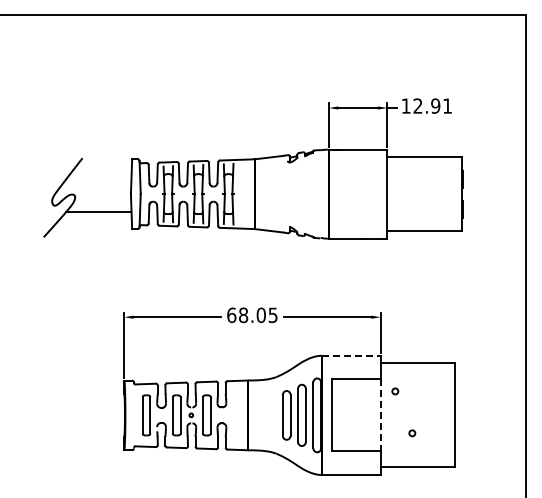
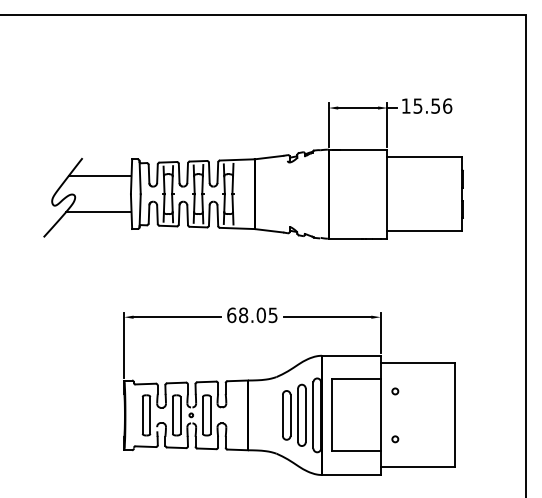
text: 12.91 -> 15.56 (432, 105)
line: none -> present (99, 176)
line: dashed -> solid (351, 355)
line: dashed -> solid (380, 415)
circle position: (412, 433) -> (395, 439) (395, 439)
